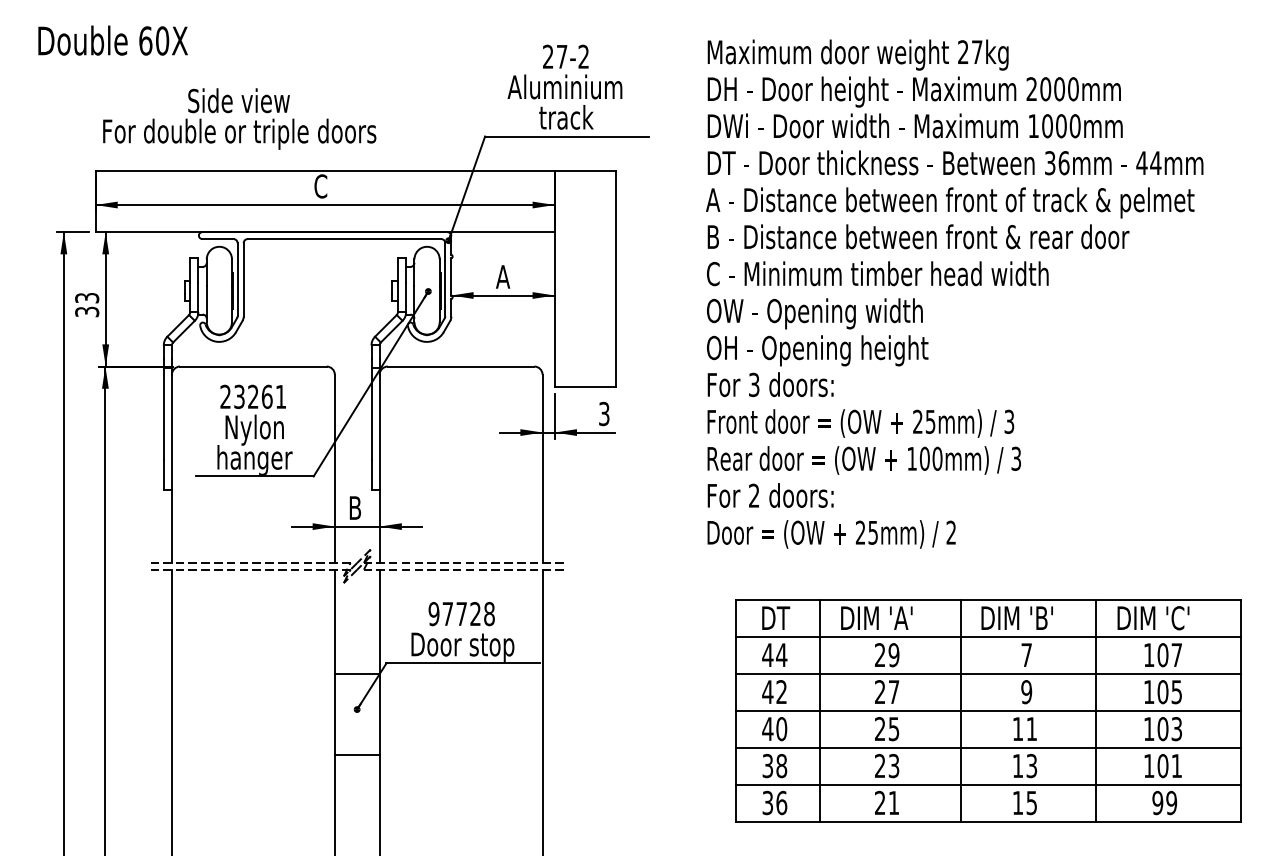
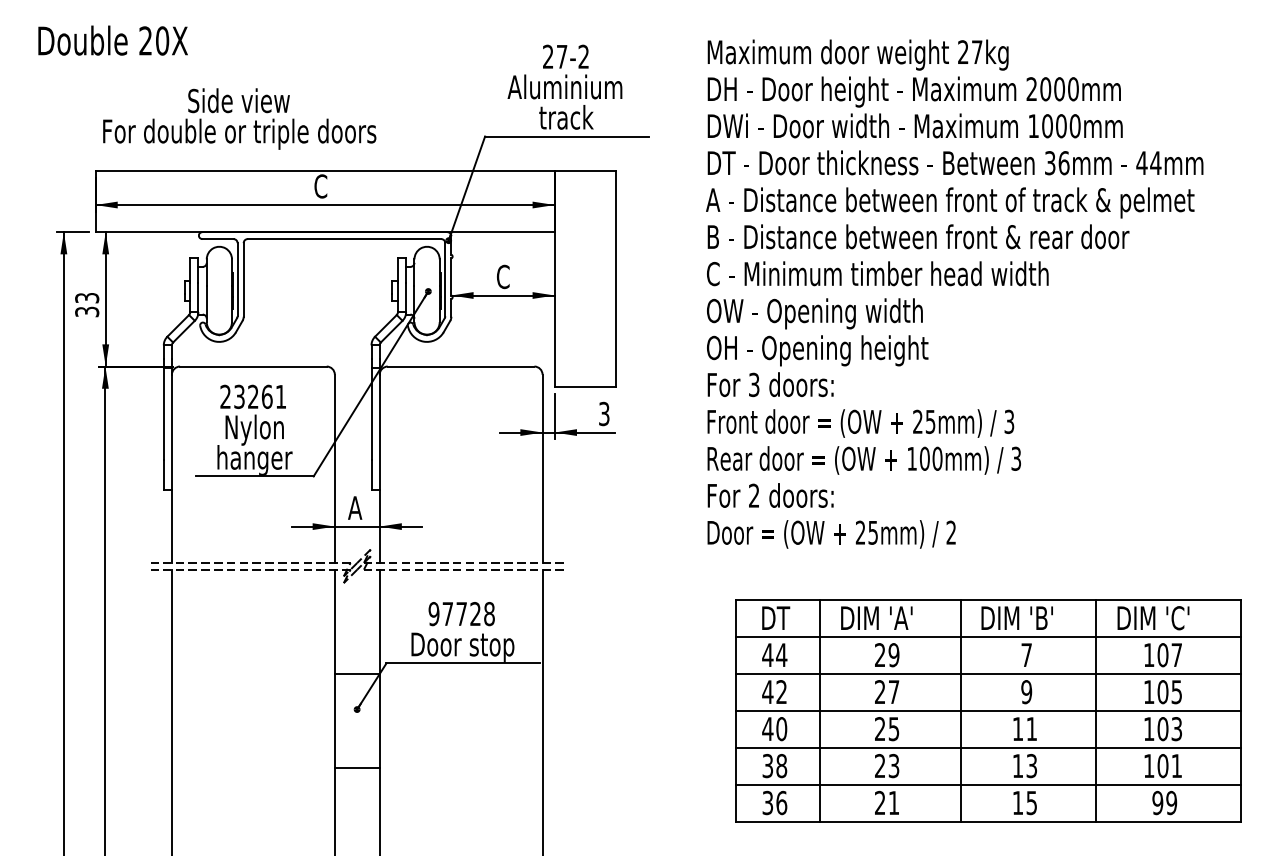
text: 60X -> 20X (145, 40)
text: A -> C (503, 276)
text: B -> A (355, 507)
line position: (356, 755) -> (356, 768) (356, 768)
